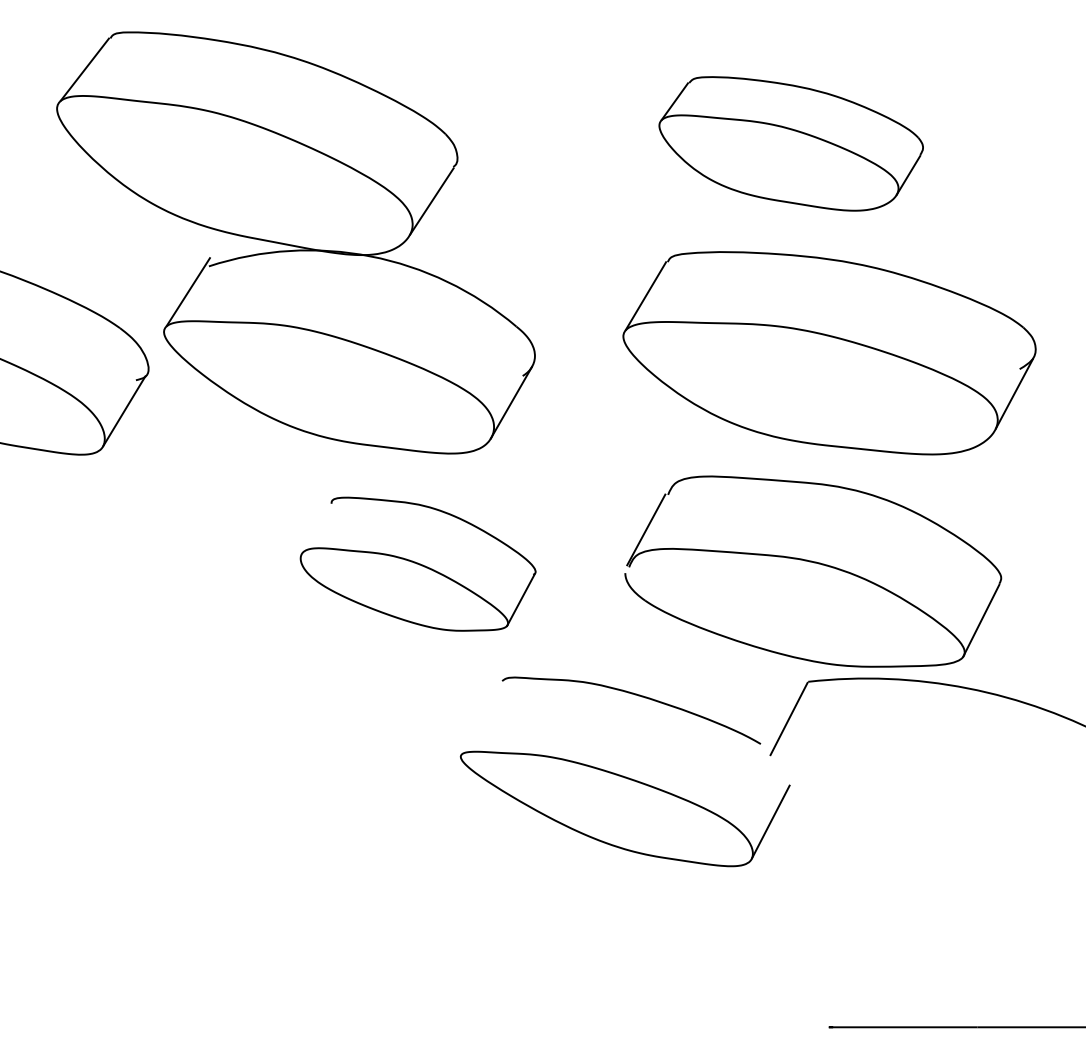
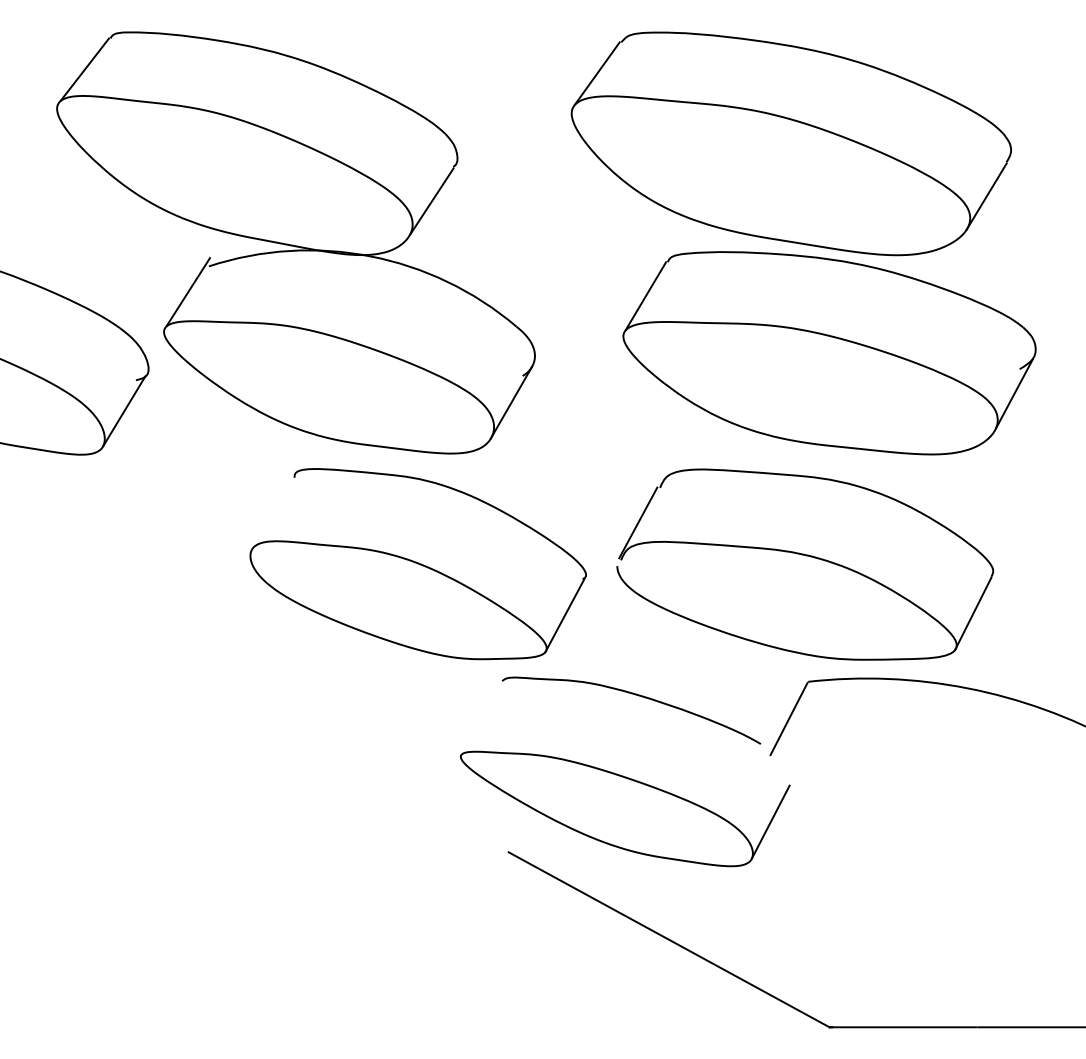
part size: 266x136 px -> 442x226 px (790, 143)
part size: 238x136 px -> 338x193 px (417, 564)
part position: (814, 563) -> (806, 556) (806, 556)
line: none -> present (668, 939)
